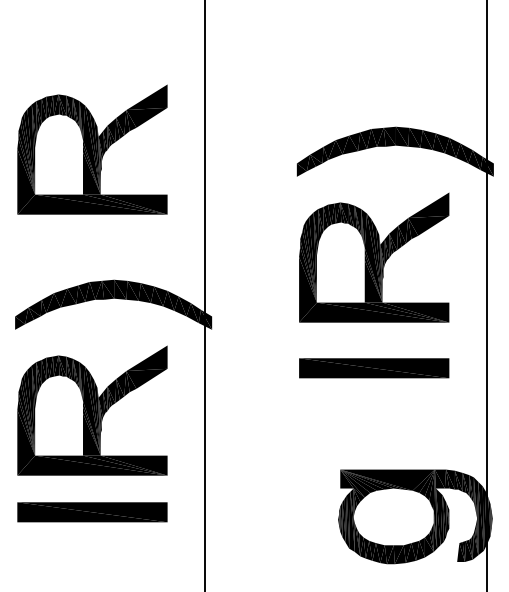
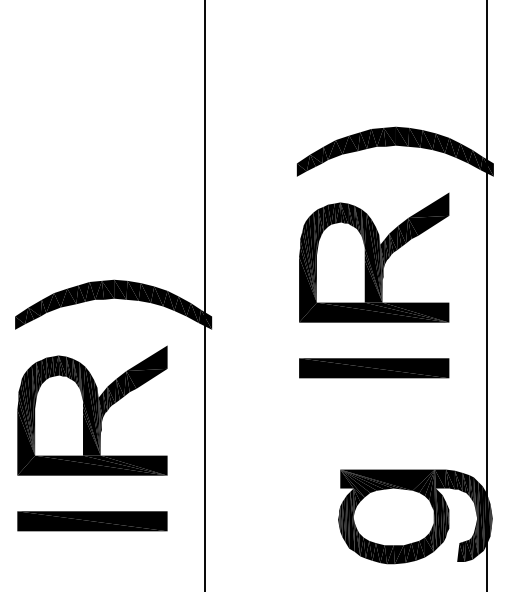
part: present -> none (92, 149)
part position: (92, 512) -> (92, 521) (92, 521)
